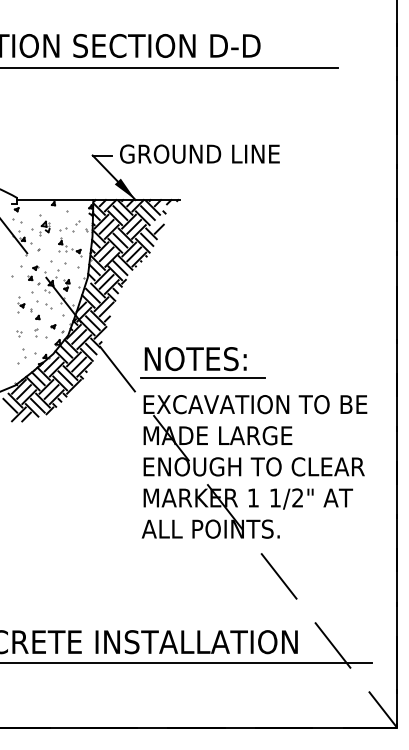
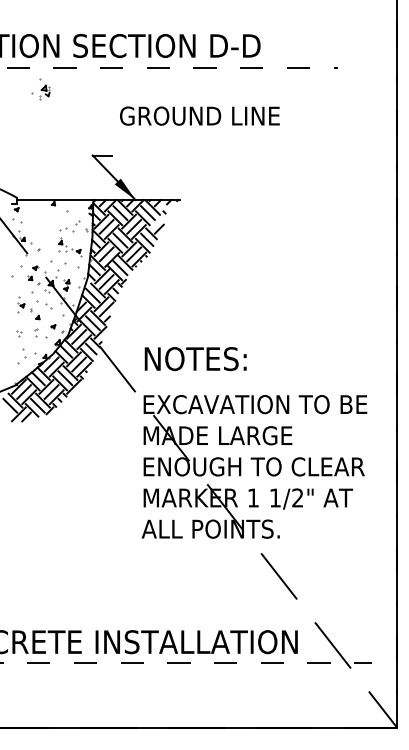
line: solid -> dashed (169, 68)
text position: (199, 153) -> (199, 115) (199, 115)
part position: (40, 225) -> (40, 89) (40, 89)
line: present -> none (202, 378)
line: solid -> dashed (186, 663)
